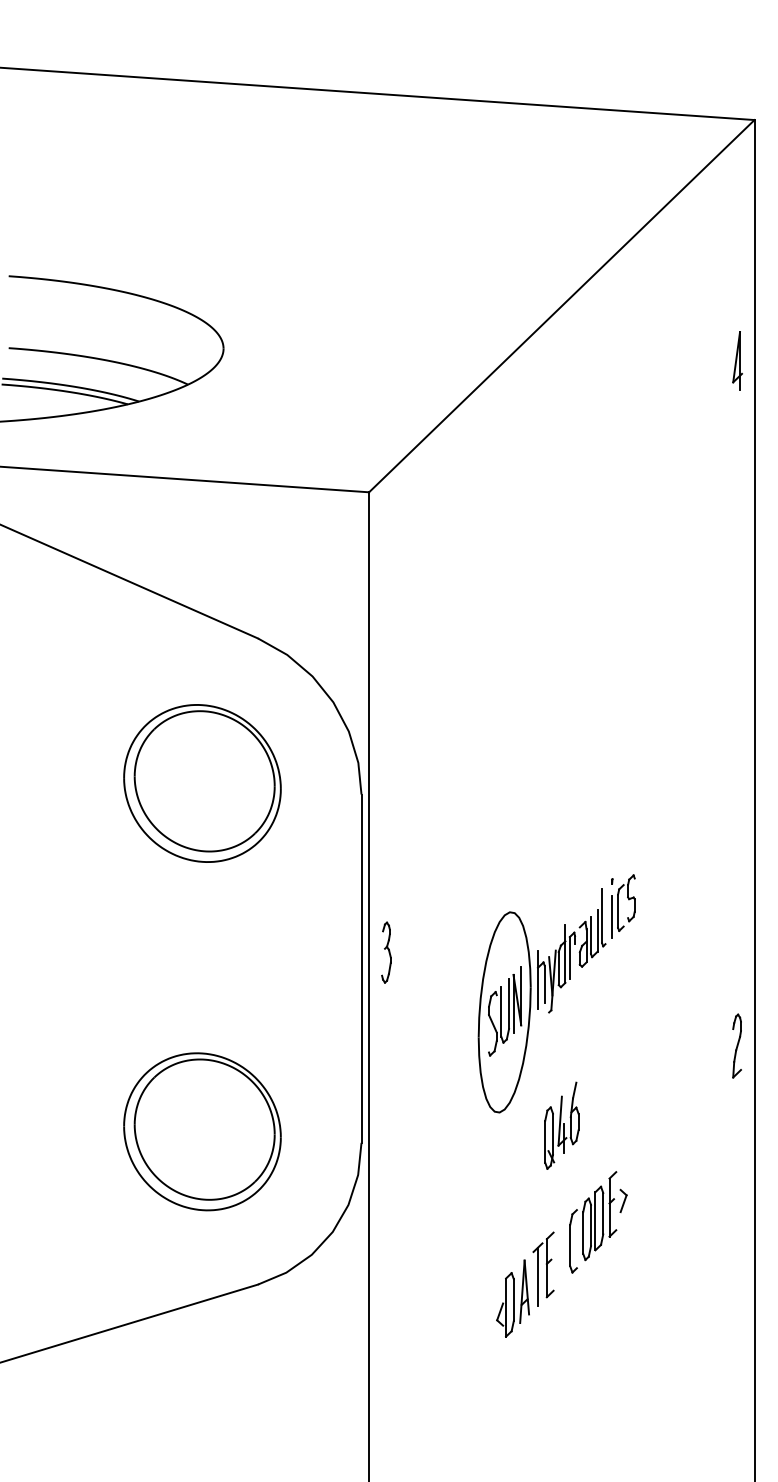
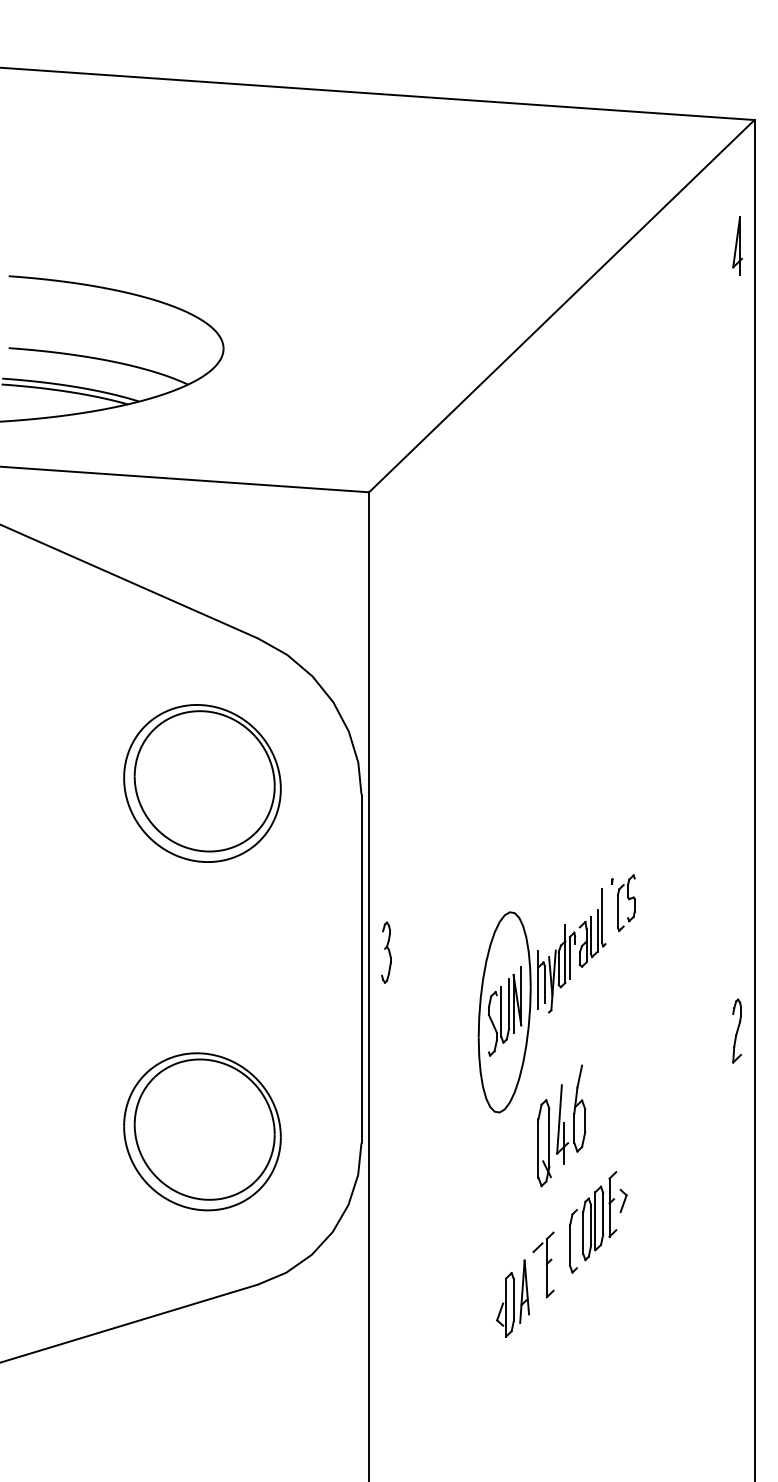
part position: (737, 360) -> (737, 245) (737, 245)
line: present -> none (612, 916)
part position: (736, 1045) -> (736, 1030) (736, 1030)
part size: 36x89 px -> 50x124 px (561, 1125)
line: present -> none (537, 1276)
